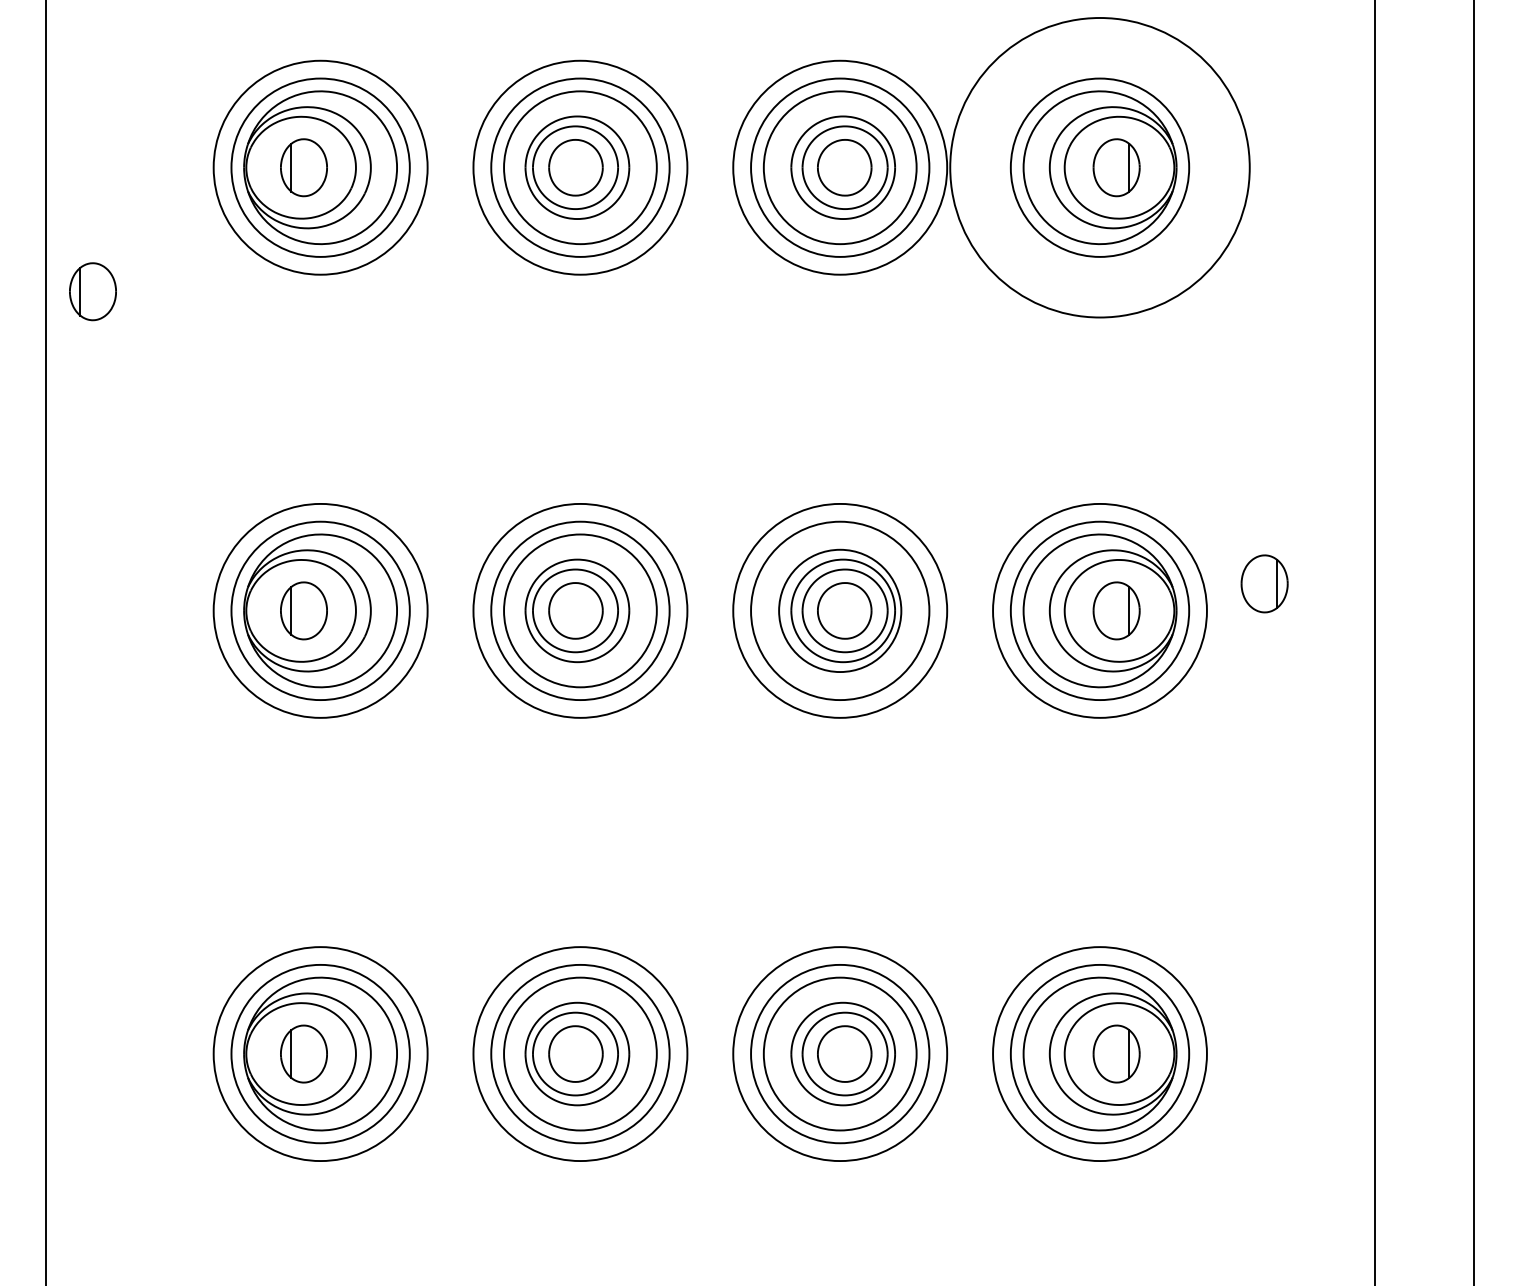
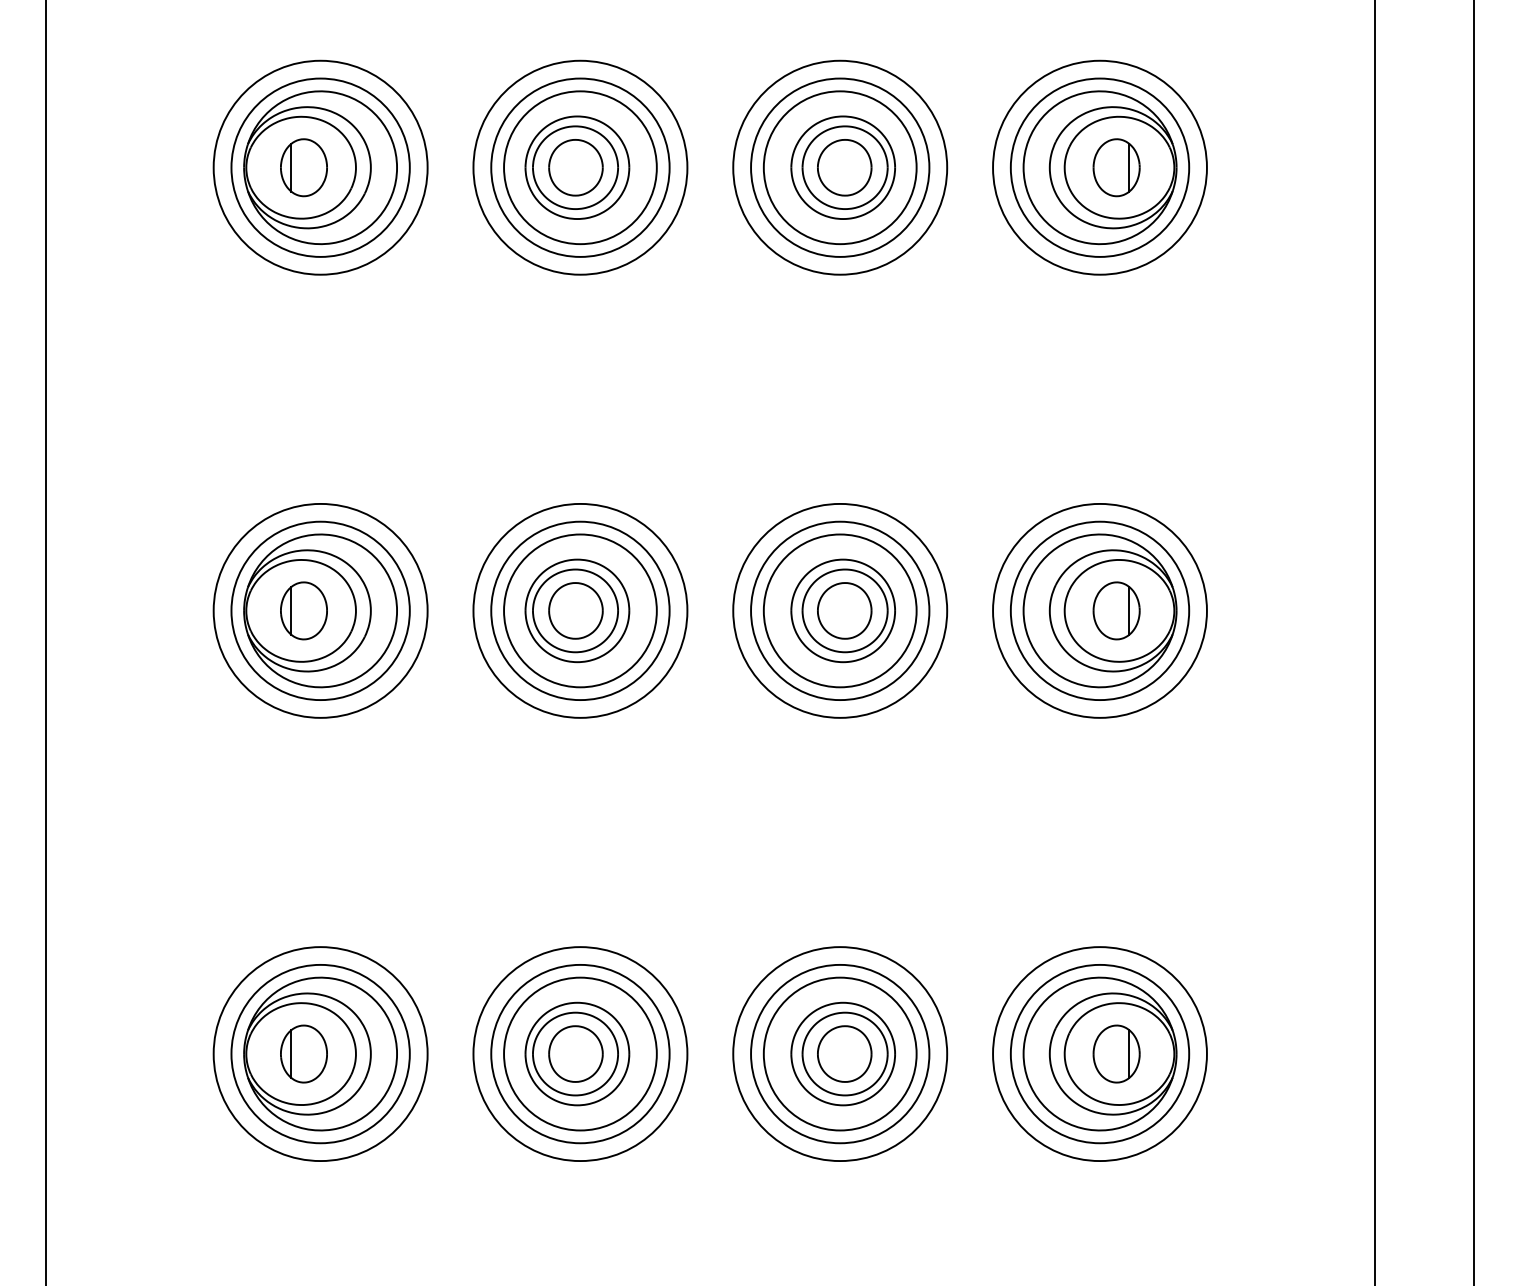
circle diameter: 300 px -> 214 px (1099, 167)
part: present -> none (92, 291)
part: present -> none (1264, 583)
circle diameter: 122 px -> 153 px (839, 610)
